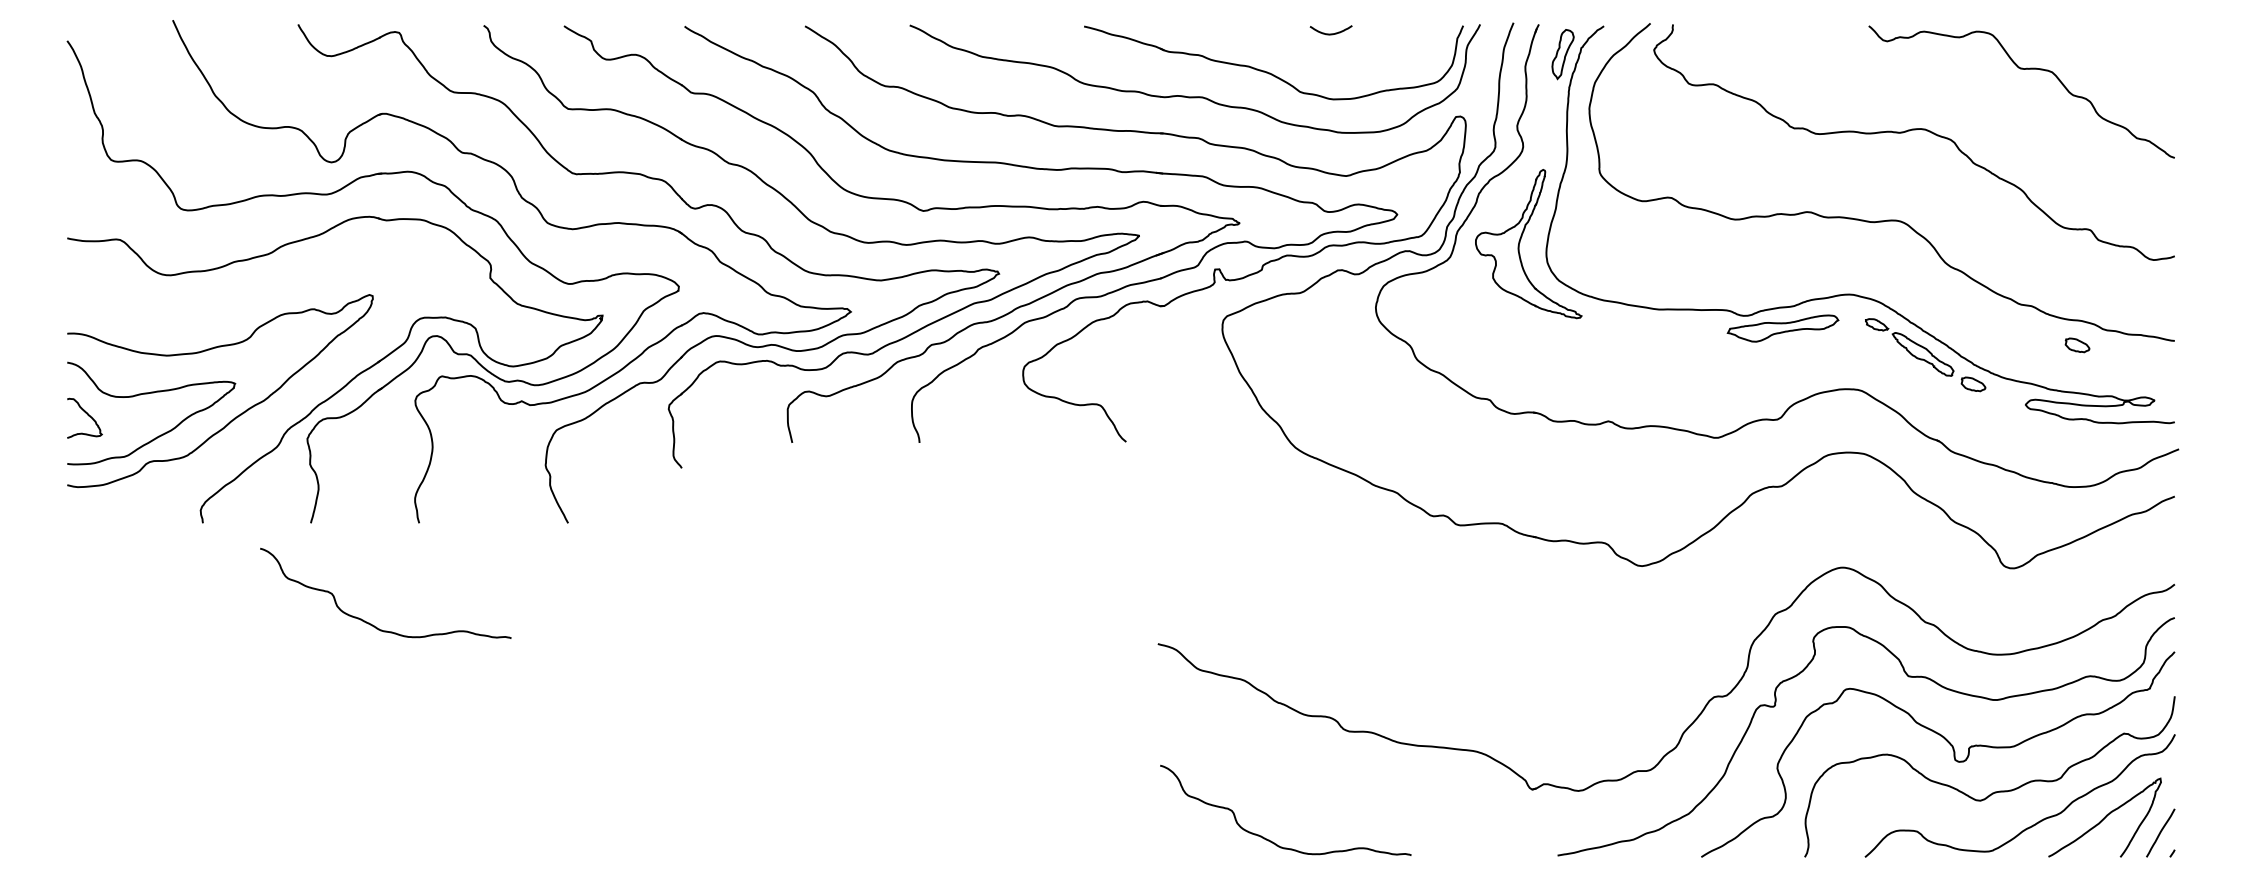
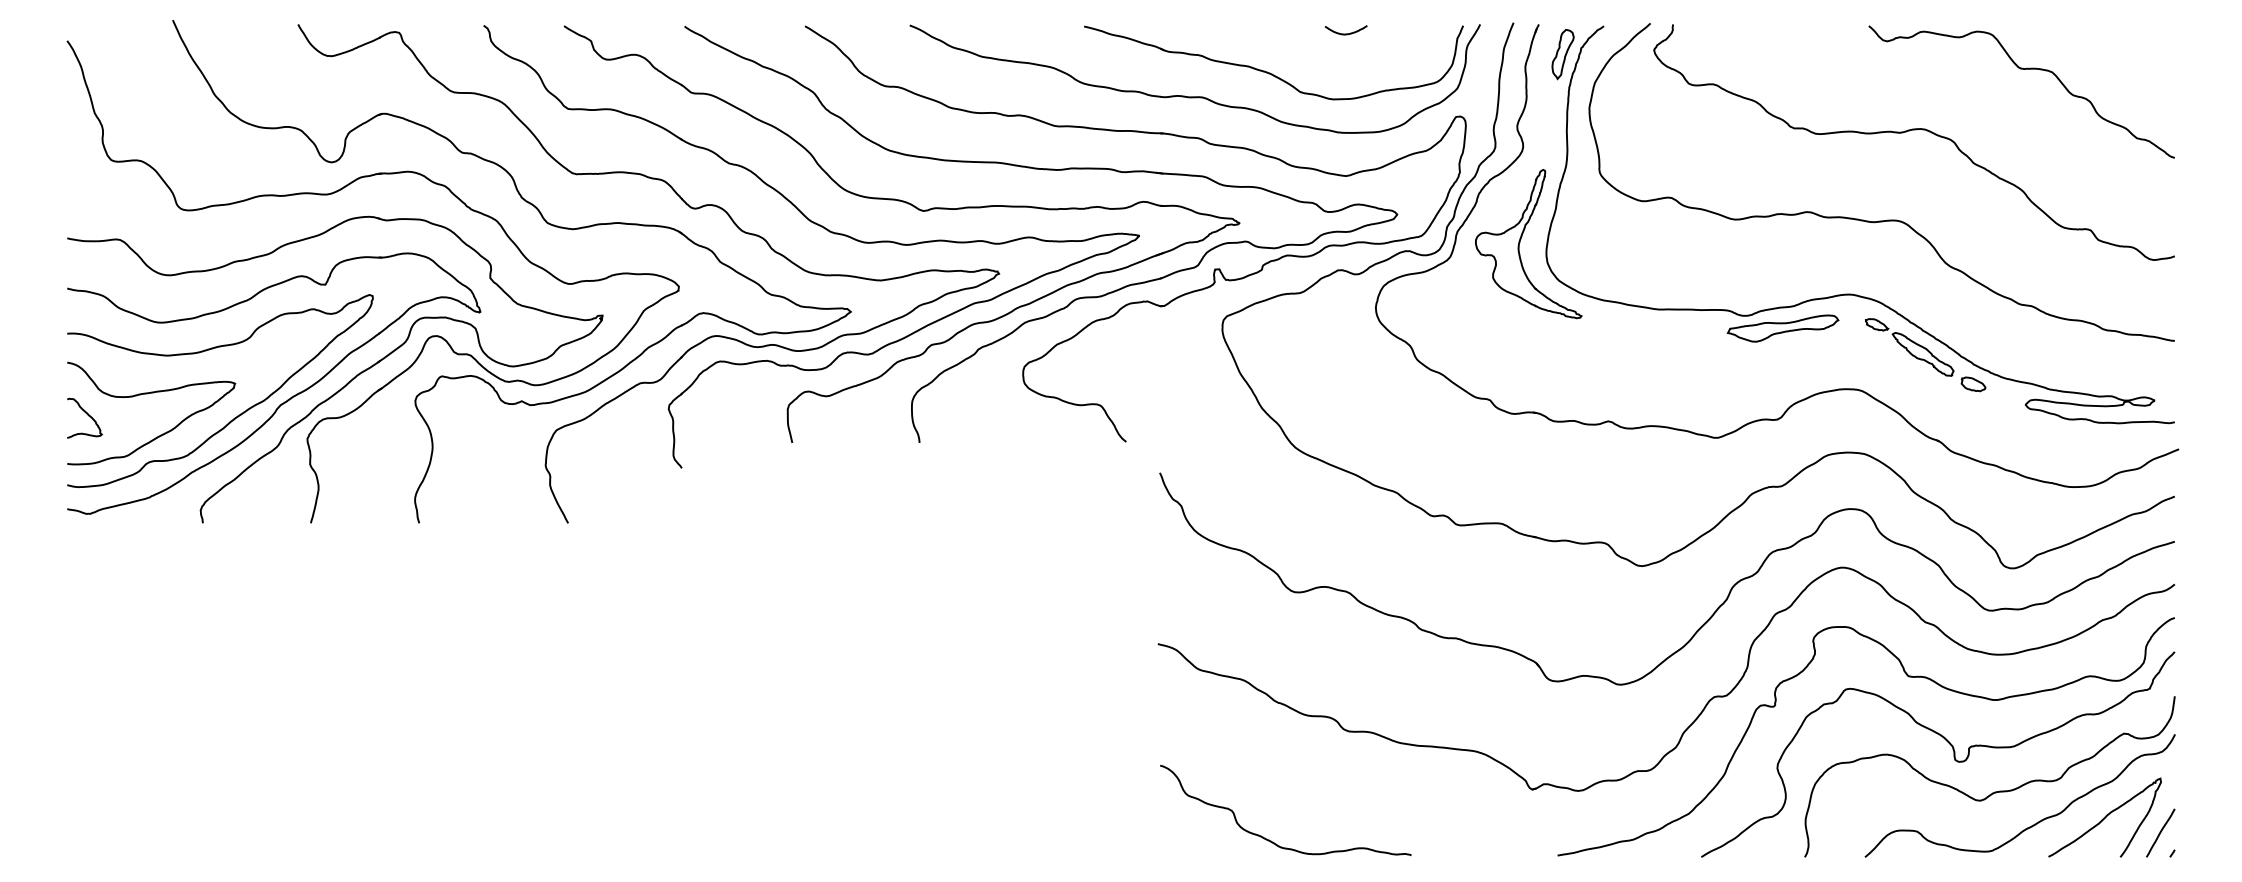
curve position: (1330, 33) -> (1345, 33) (1345, 33)
part: present -> none (2077, 345)
part: none -> present (284, 401)
part: none -> present (1707, 619)
curve: present -> none (369, 622)
